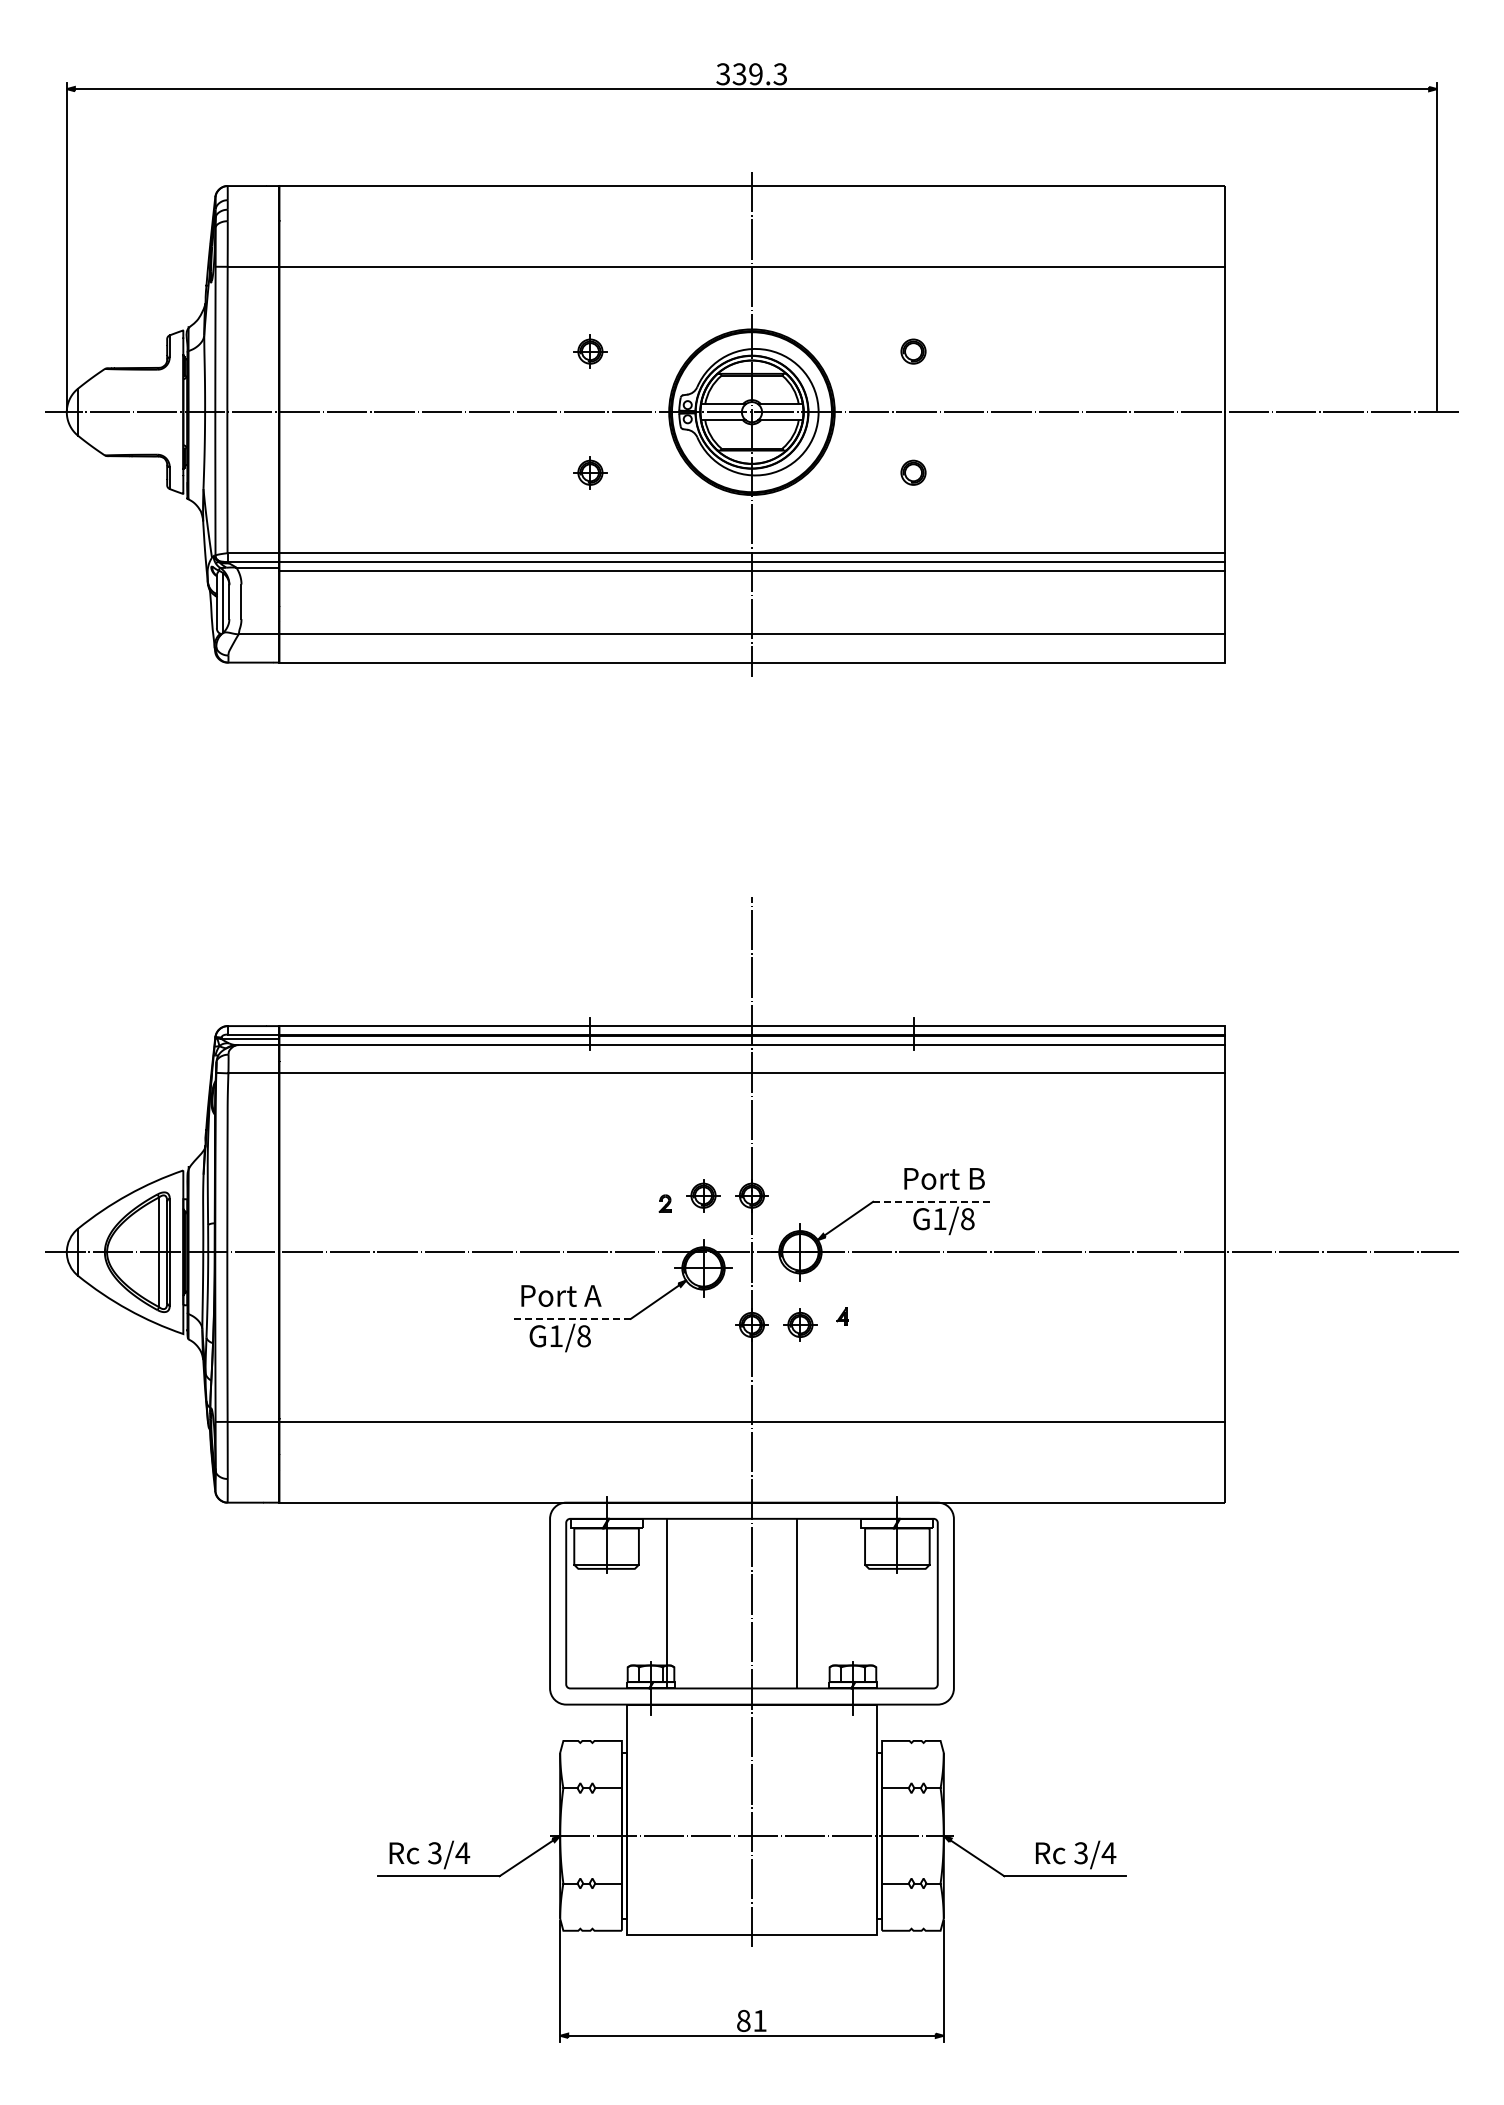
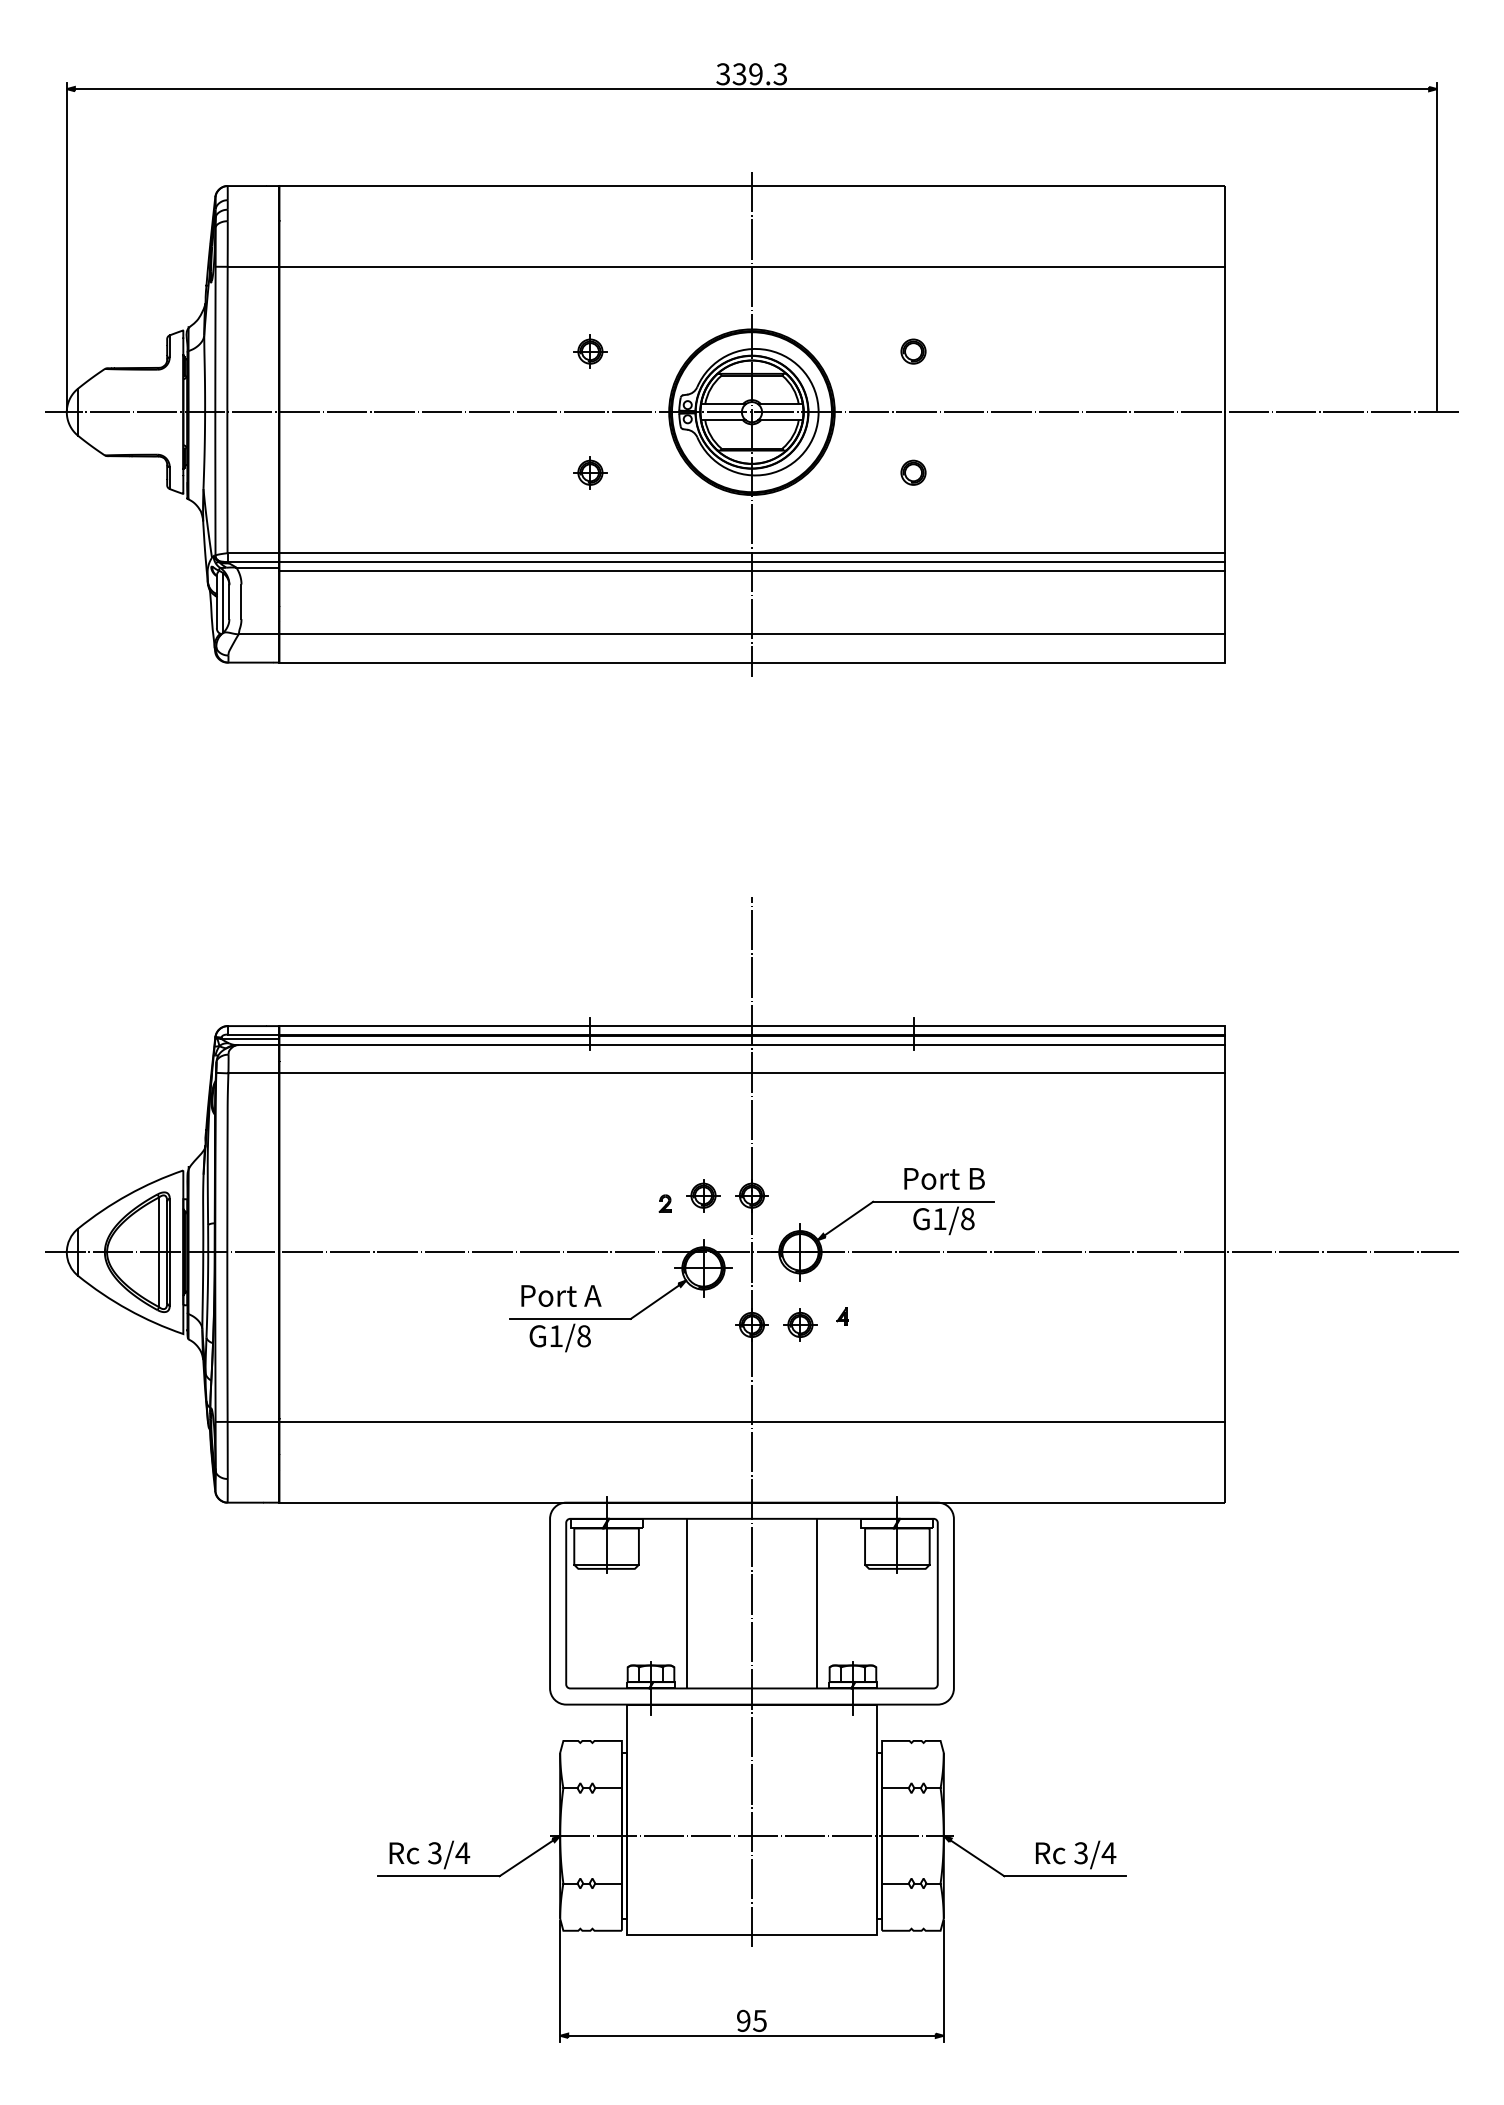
line: dashed -> solid (933, 1201)
line: dashed -> solid (570, 1318)
line position: (667, 1603) -> (687, 1603) (687, 1603)
line position: (796, 1603) -> (816, 1603) (816, 1603)
text: 81 -> 95 (751, 2020)
